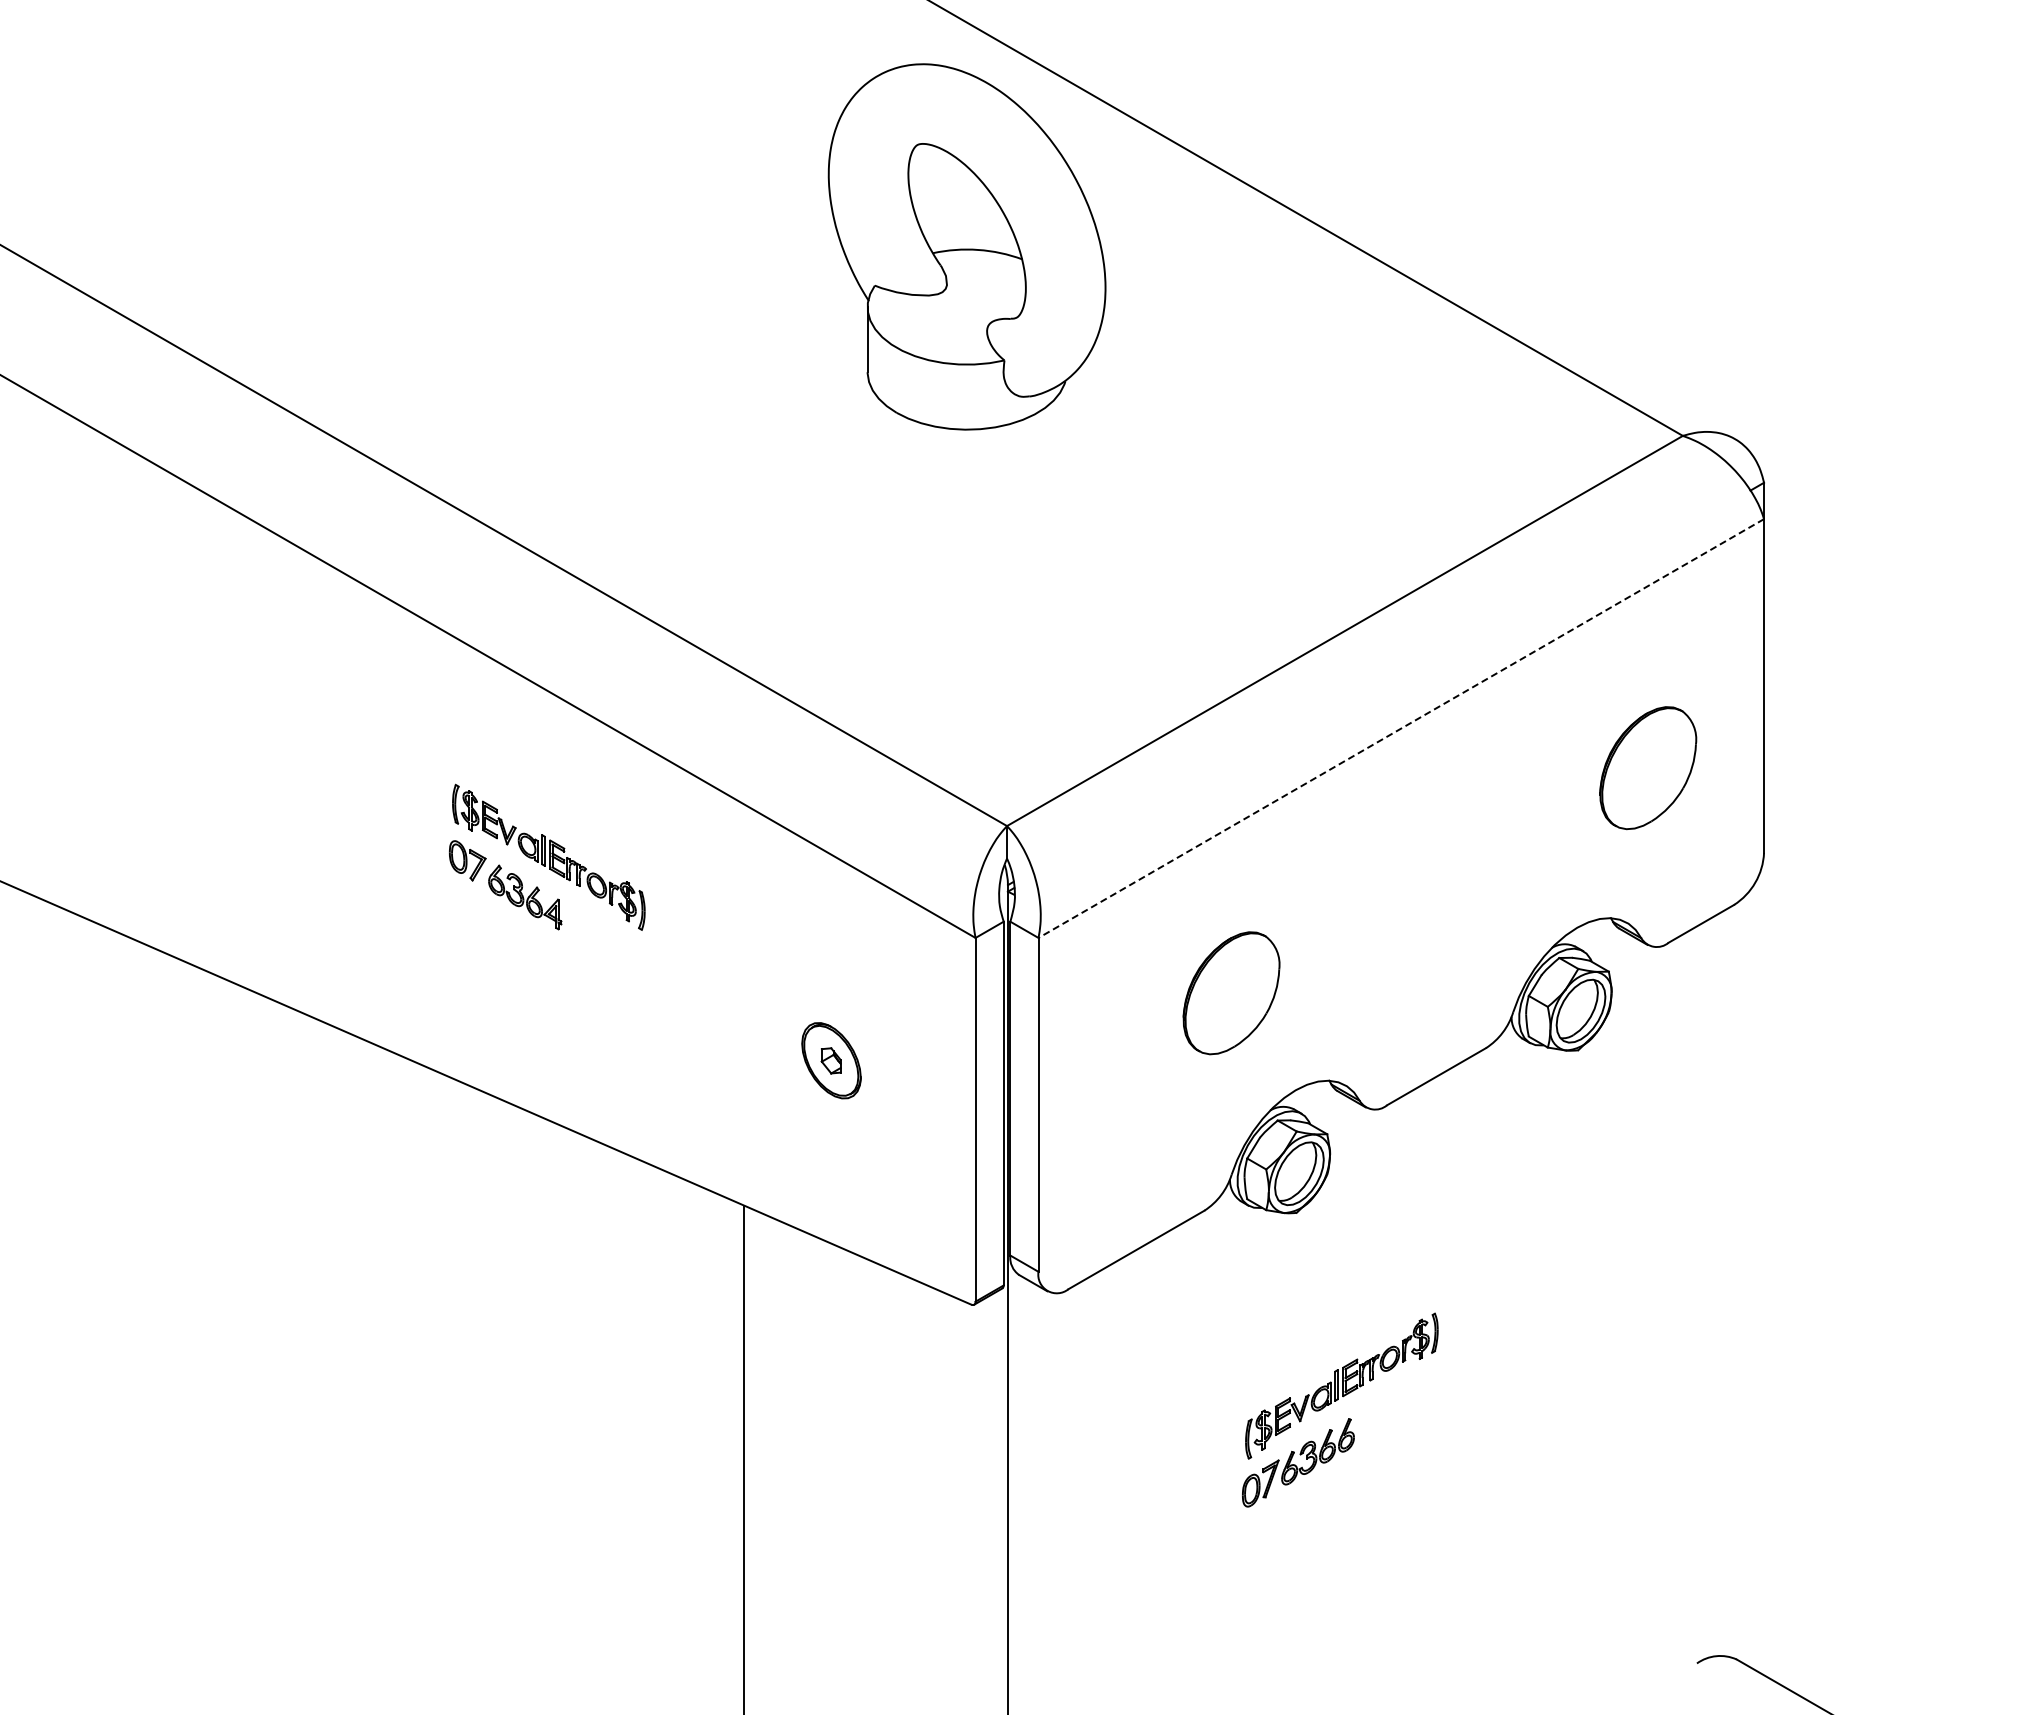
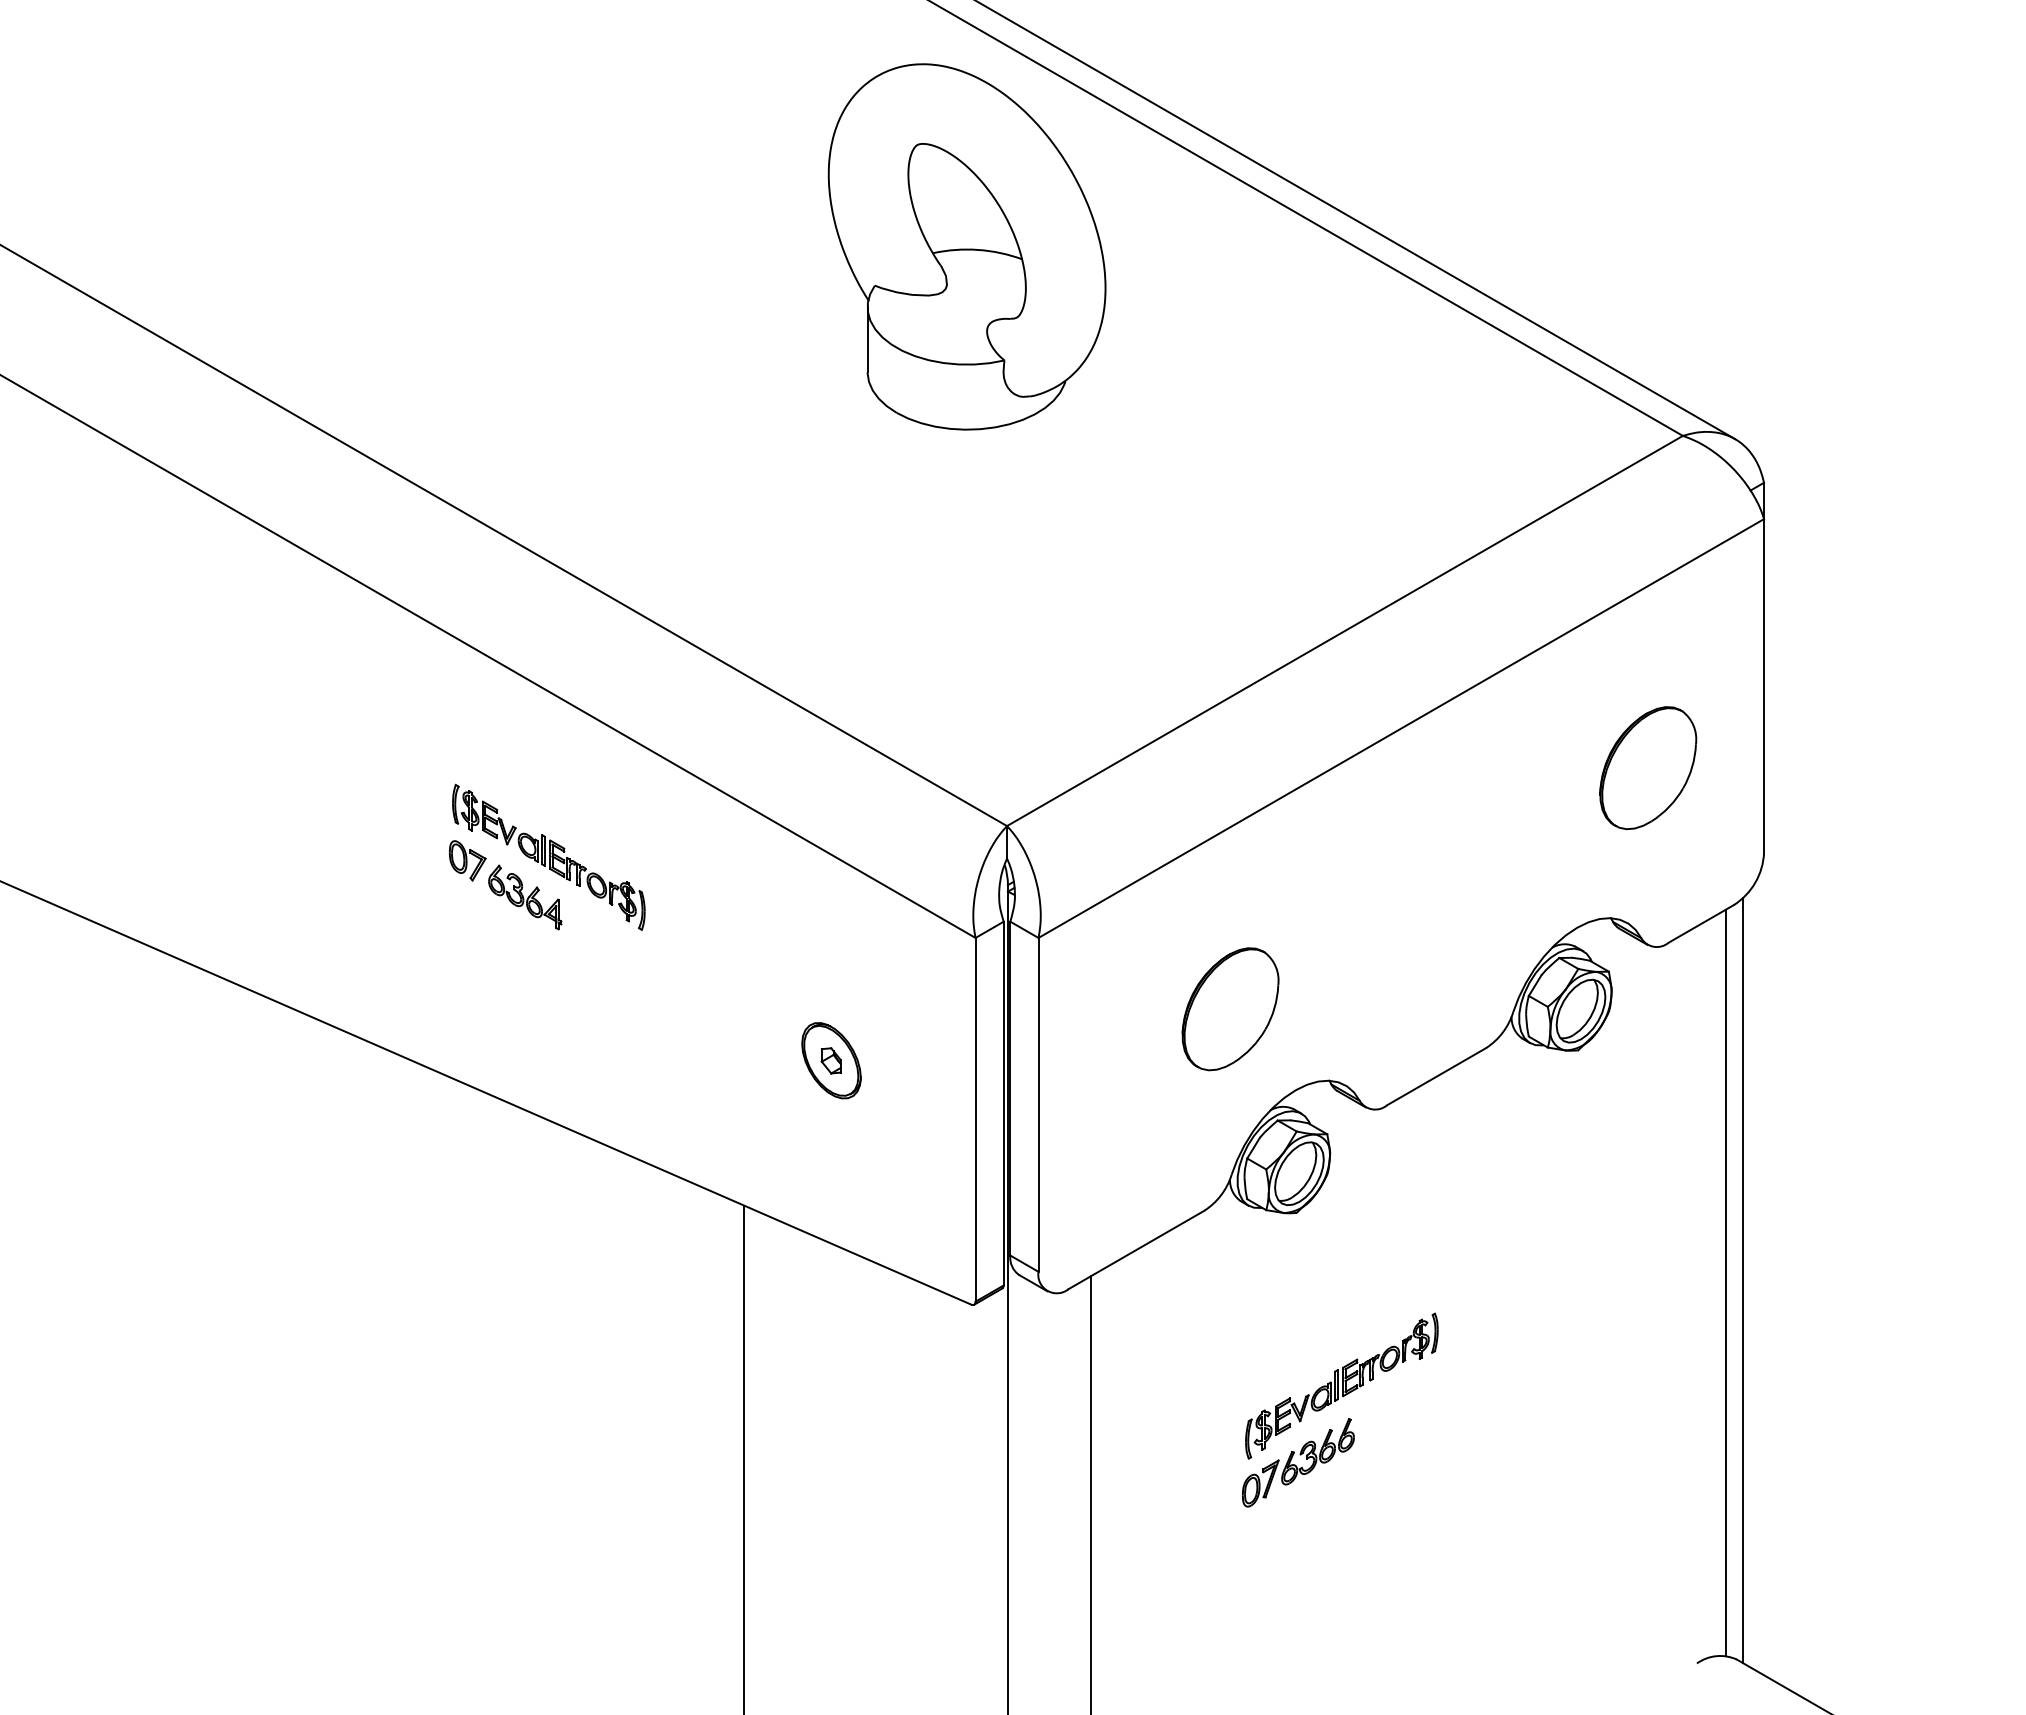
line: none -> present (1356, 220)
line: dashed -> solid (1401, 728)
part position: (1231, 993) -> (1230, 1009) (1230, 1009)
line: none -> present (1743, 1280)
line: none -> present (1726, 1282)
line: none -> present (1090, 1493)
